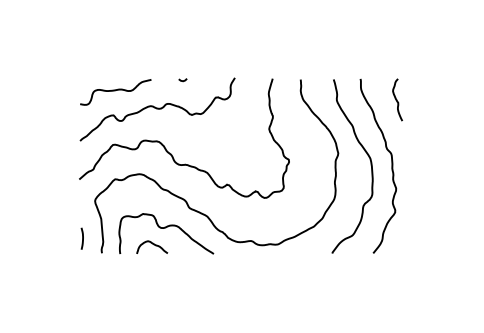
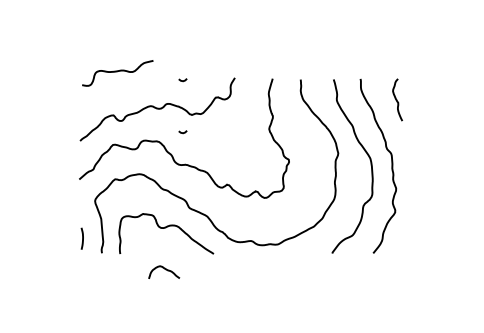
curve position: (115, 91) -> (117, 72) (117, 72)
curve: none -> present (182, 132)
curve position: (153, 245) -> (165, 270) (165, 270)
